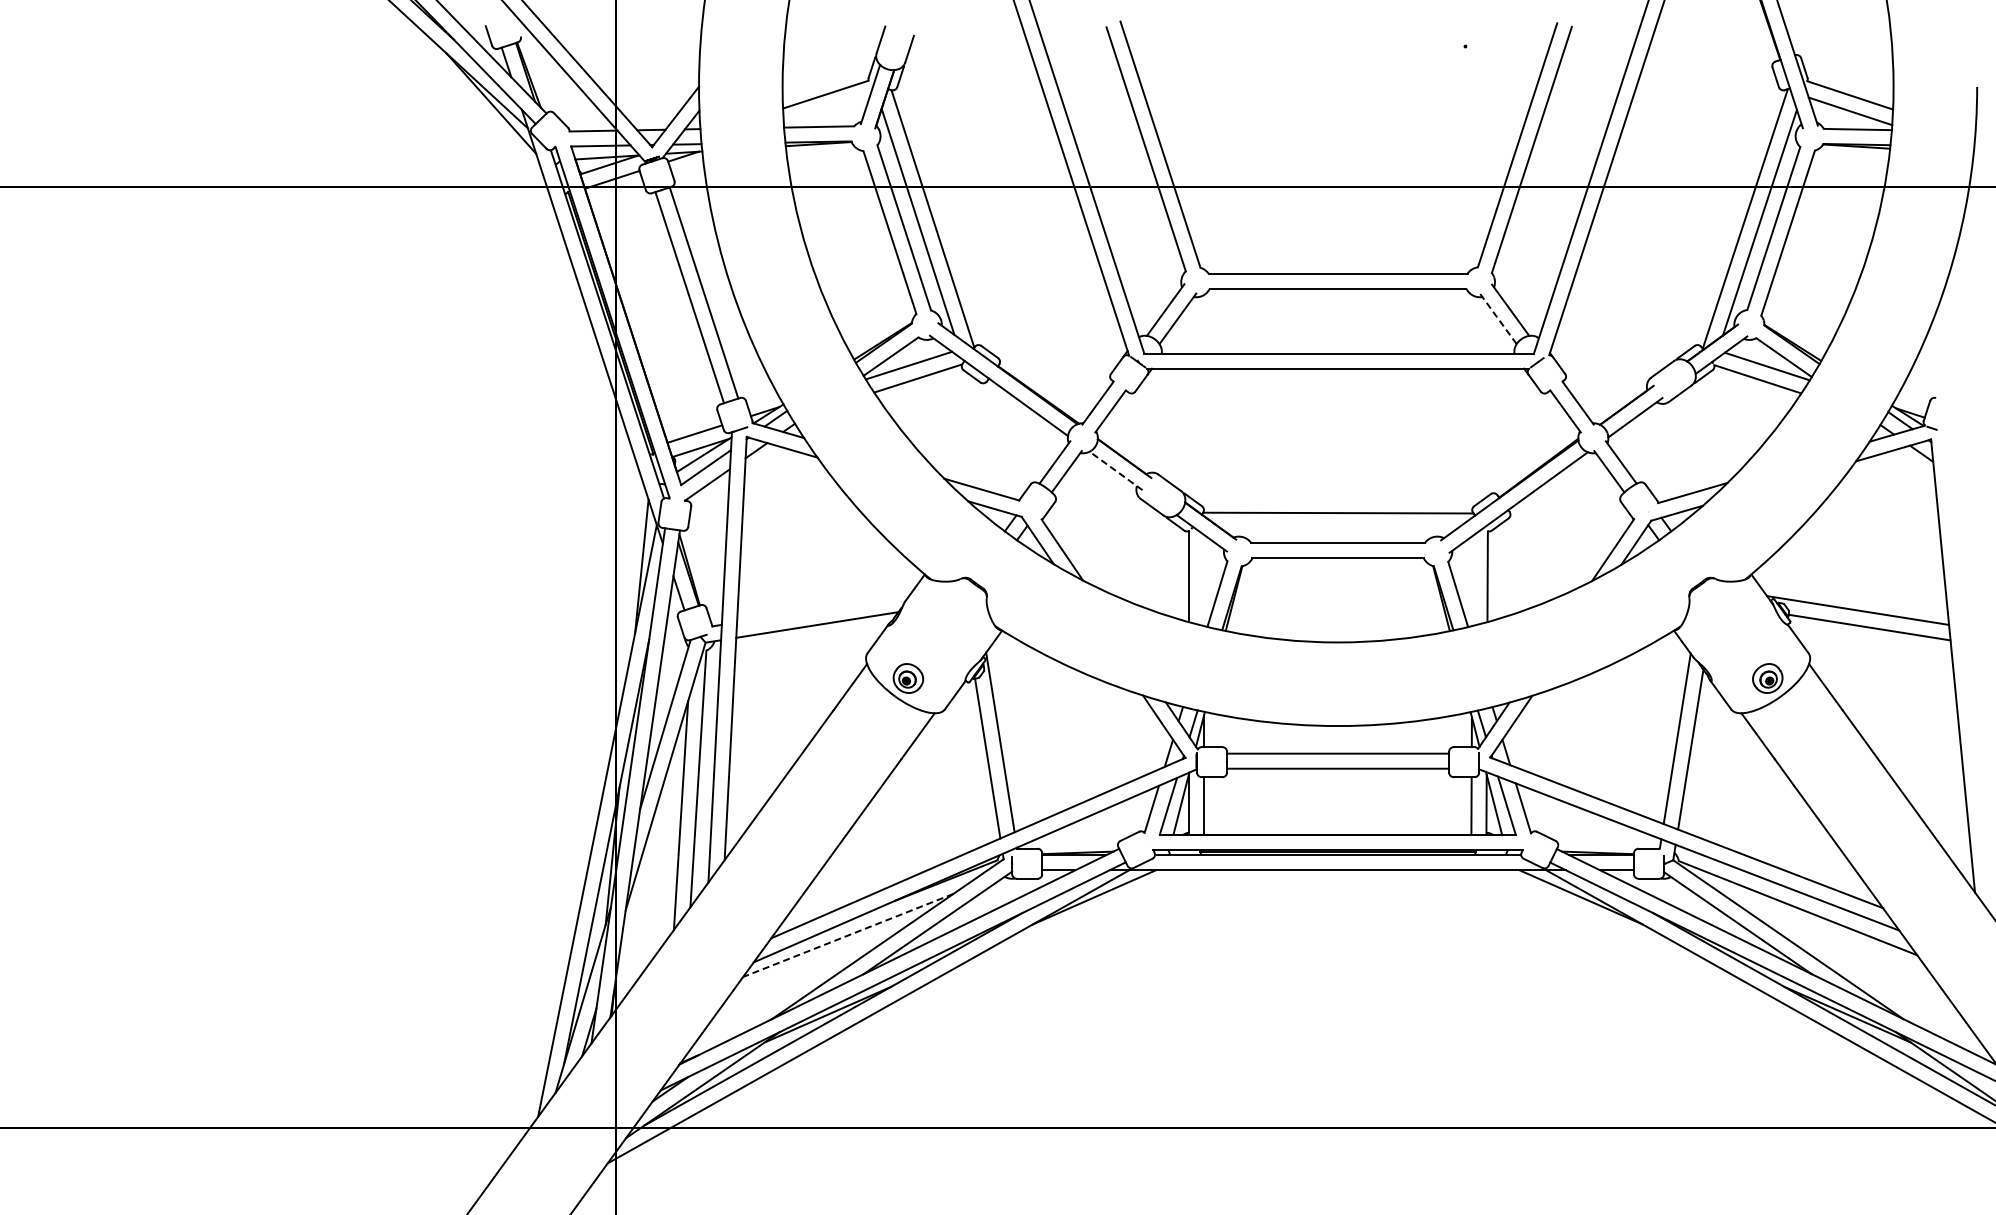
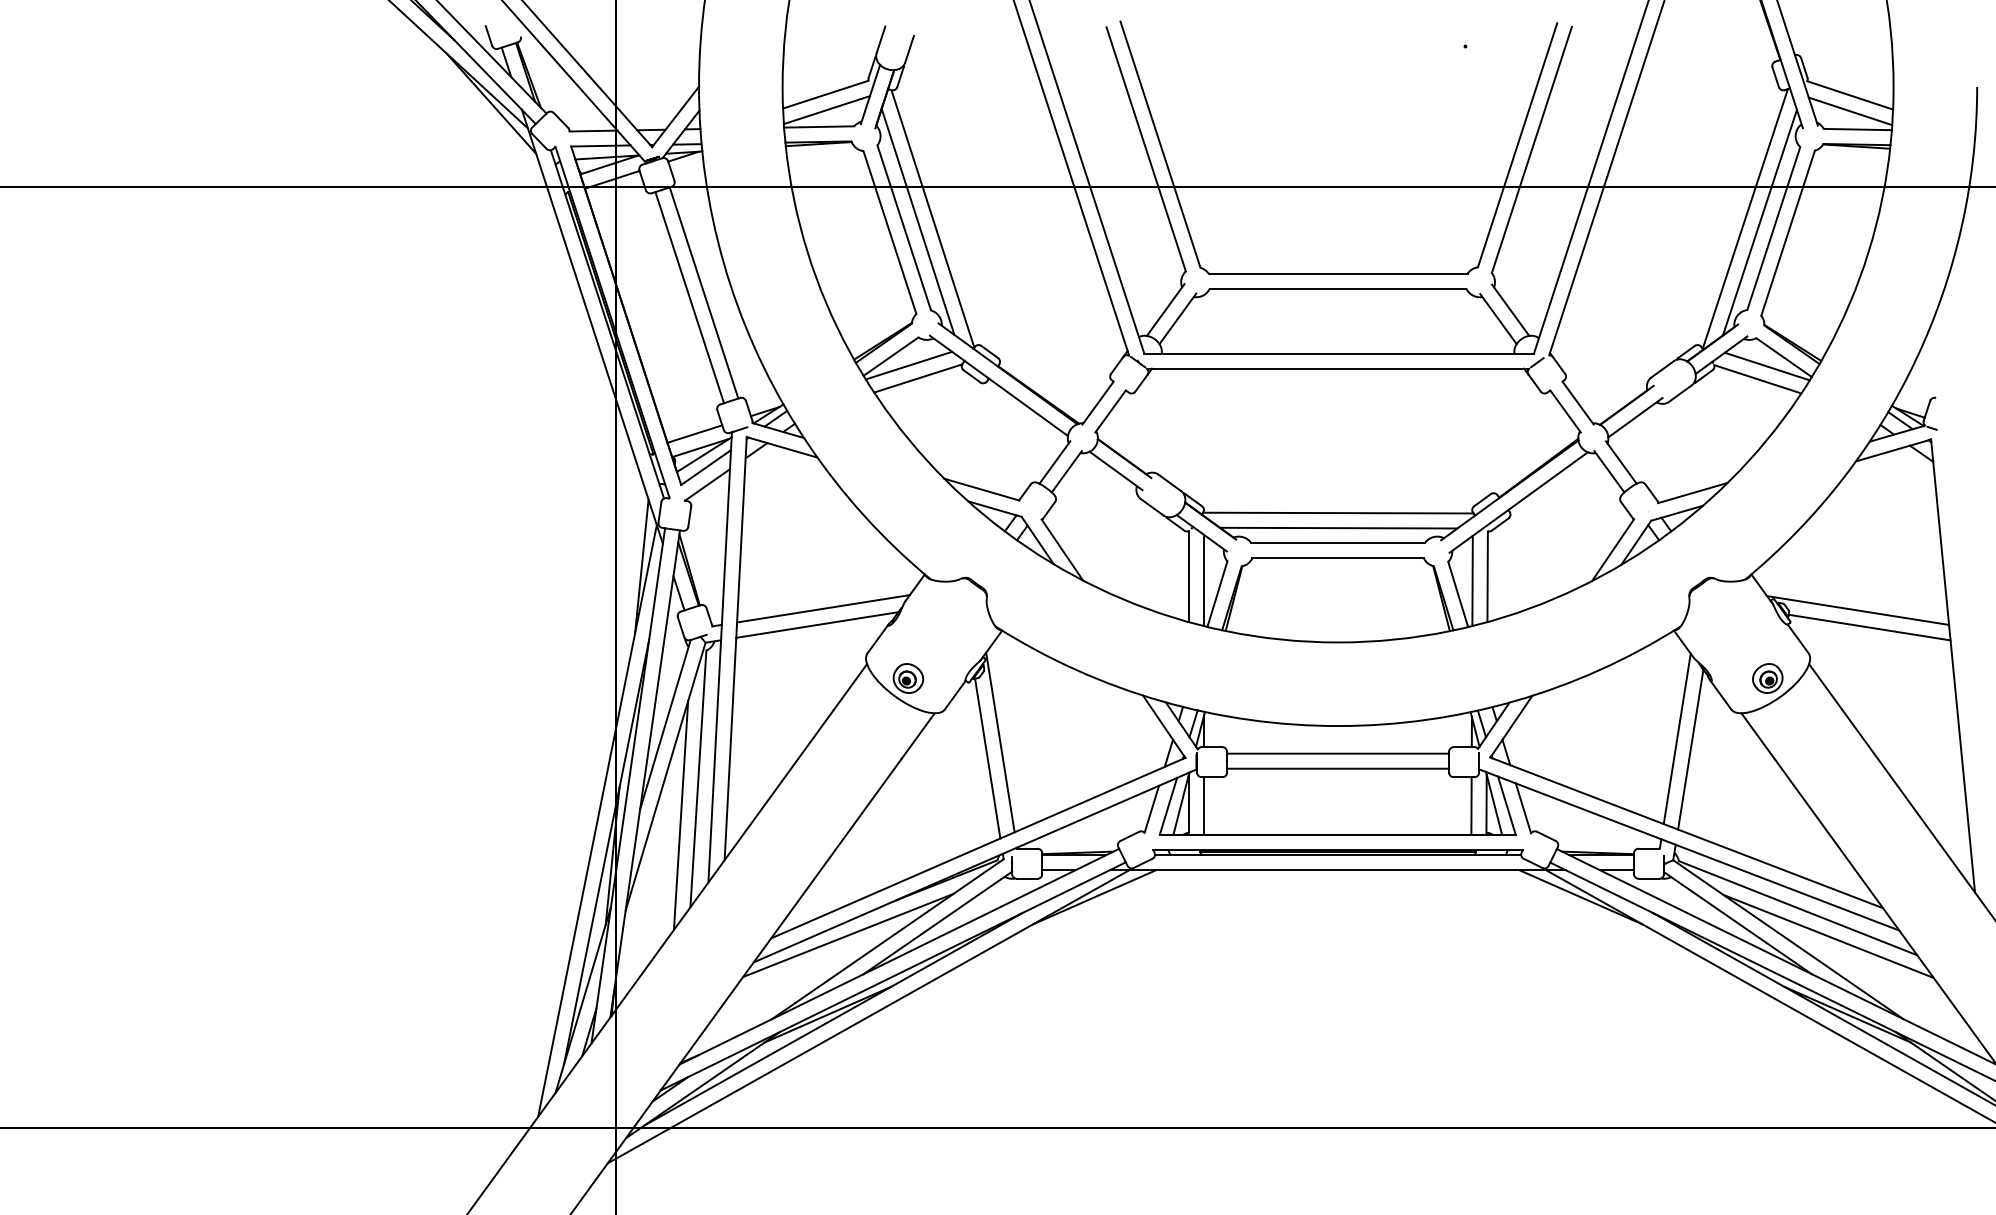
line: none -> present (826, 110)
line: dashed -> solid (1498, 319)
line: dashed -> solid (1116, 470)
line: none -> present (1338, 527)
line: none -> present (1204, 580)
line: none -> present (1472, 580)
line: none -> present (823, 608)
line: dashed -> solid (847, 935)
line: none -> present (1828, 936)
